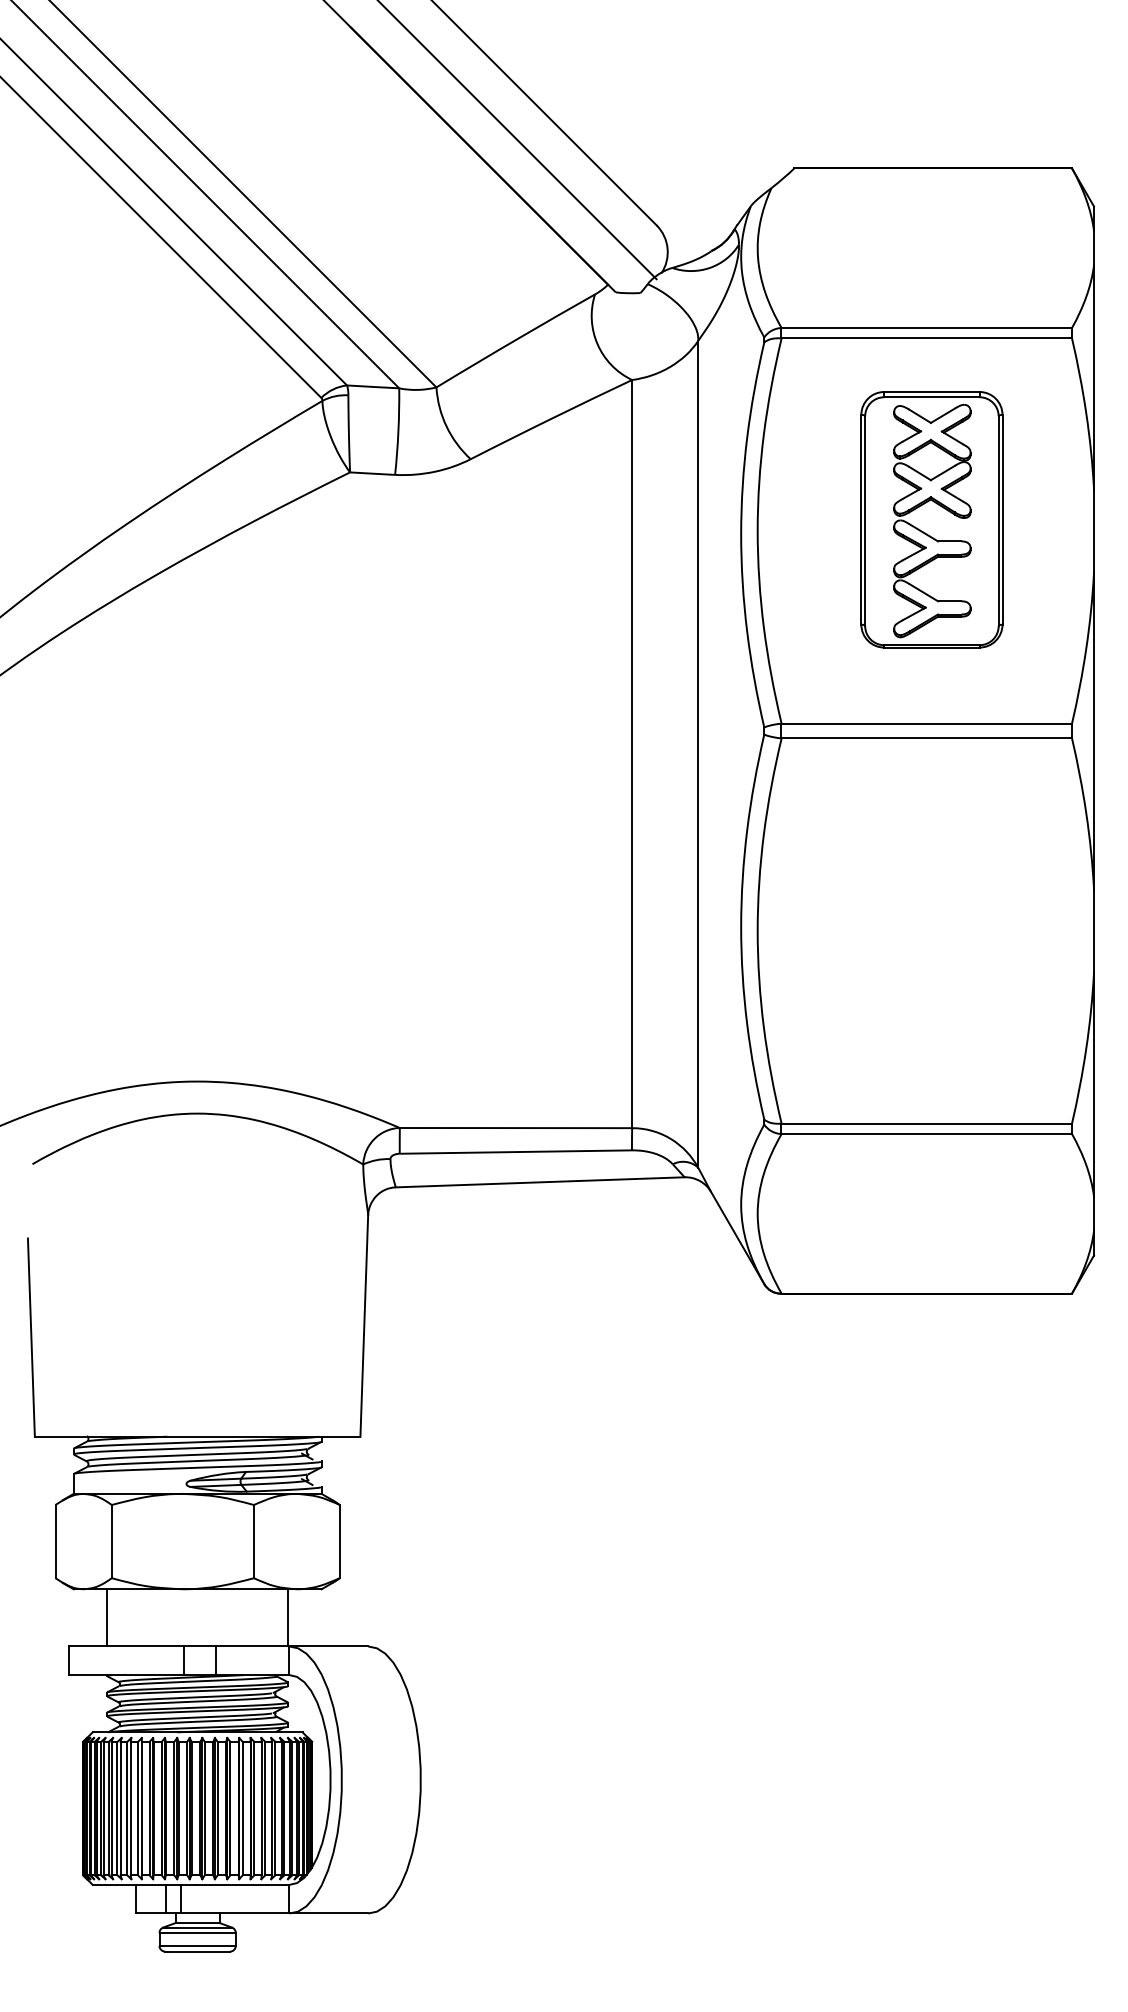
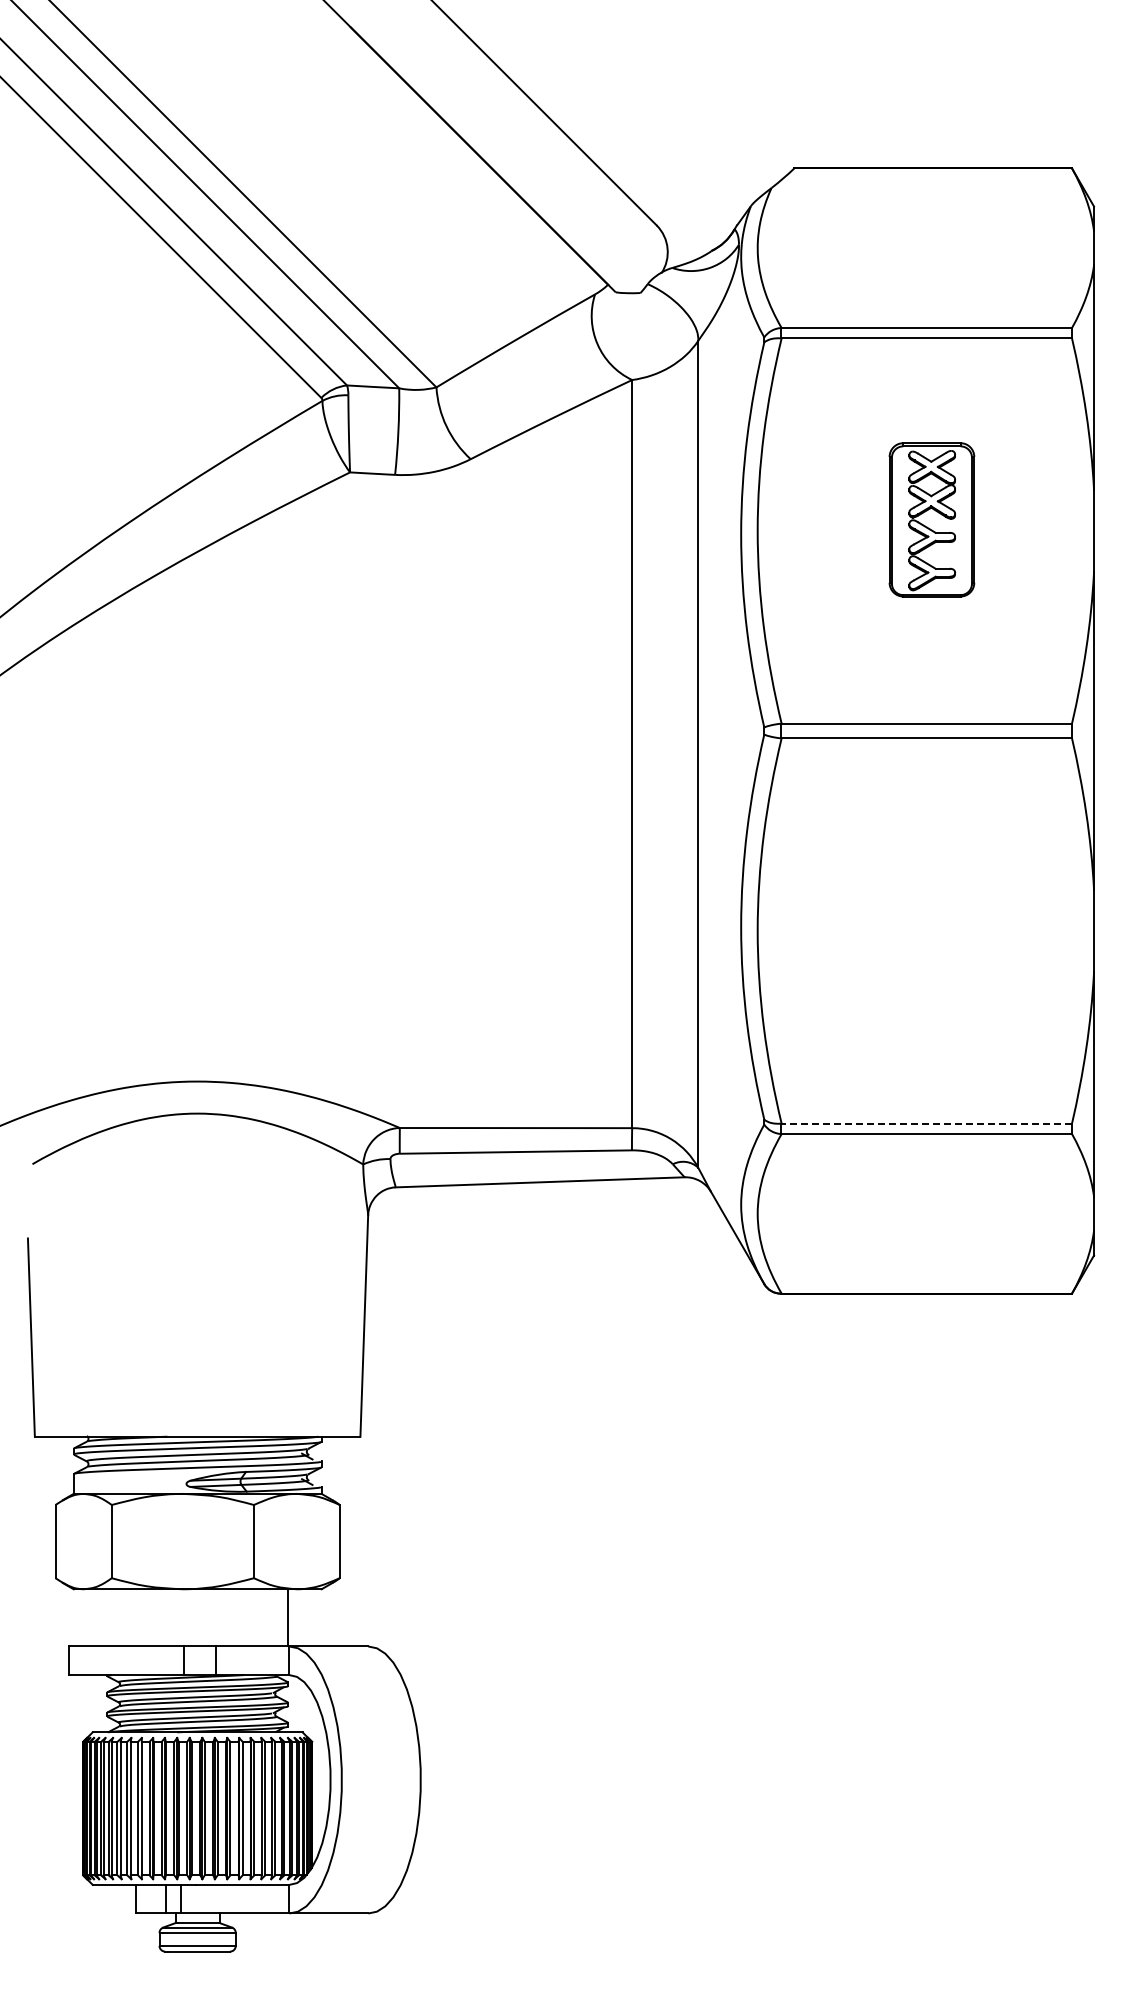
line: present -> none (517, 140)
part size: 144x258 px -> 88x156 px (931, 519)
line: solid -> dashed (926, 1123)
line: present -> none (107, 1617)
